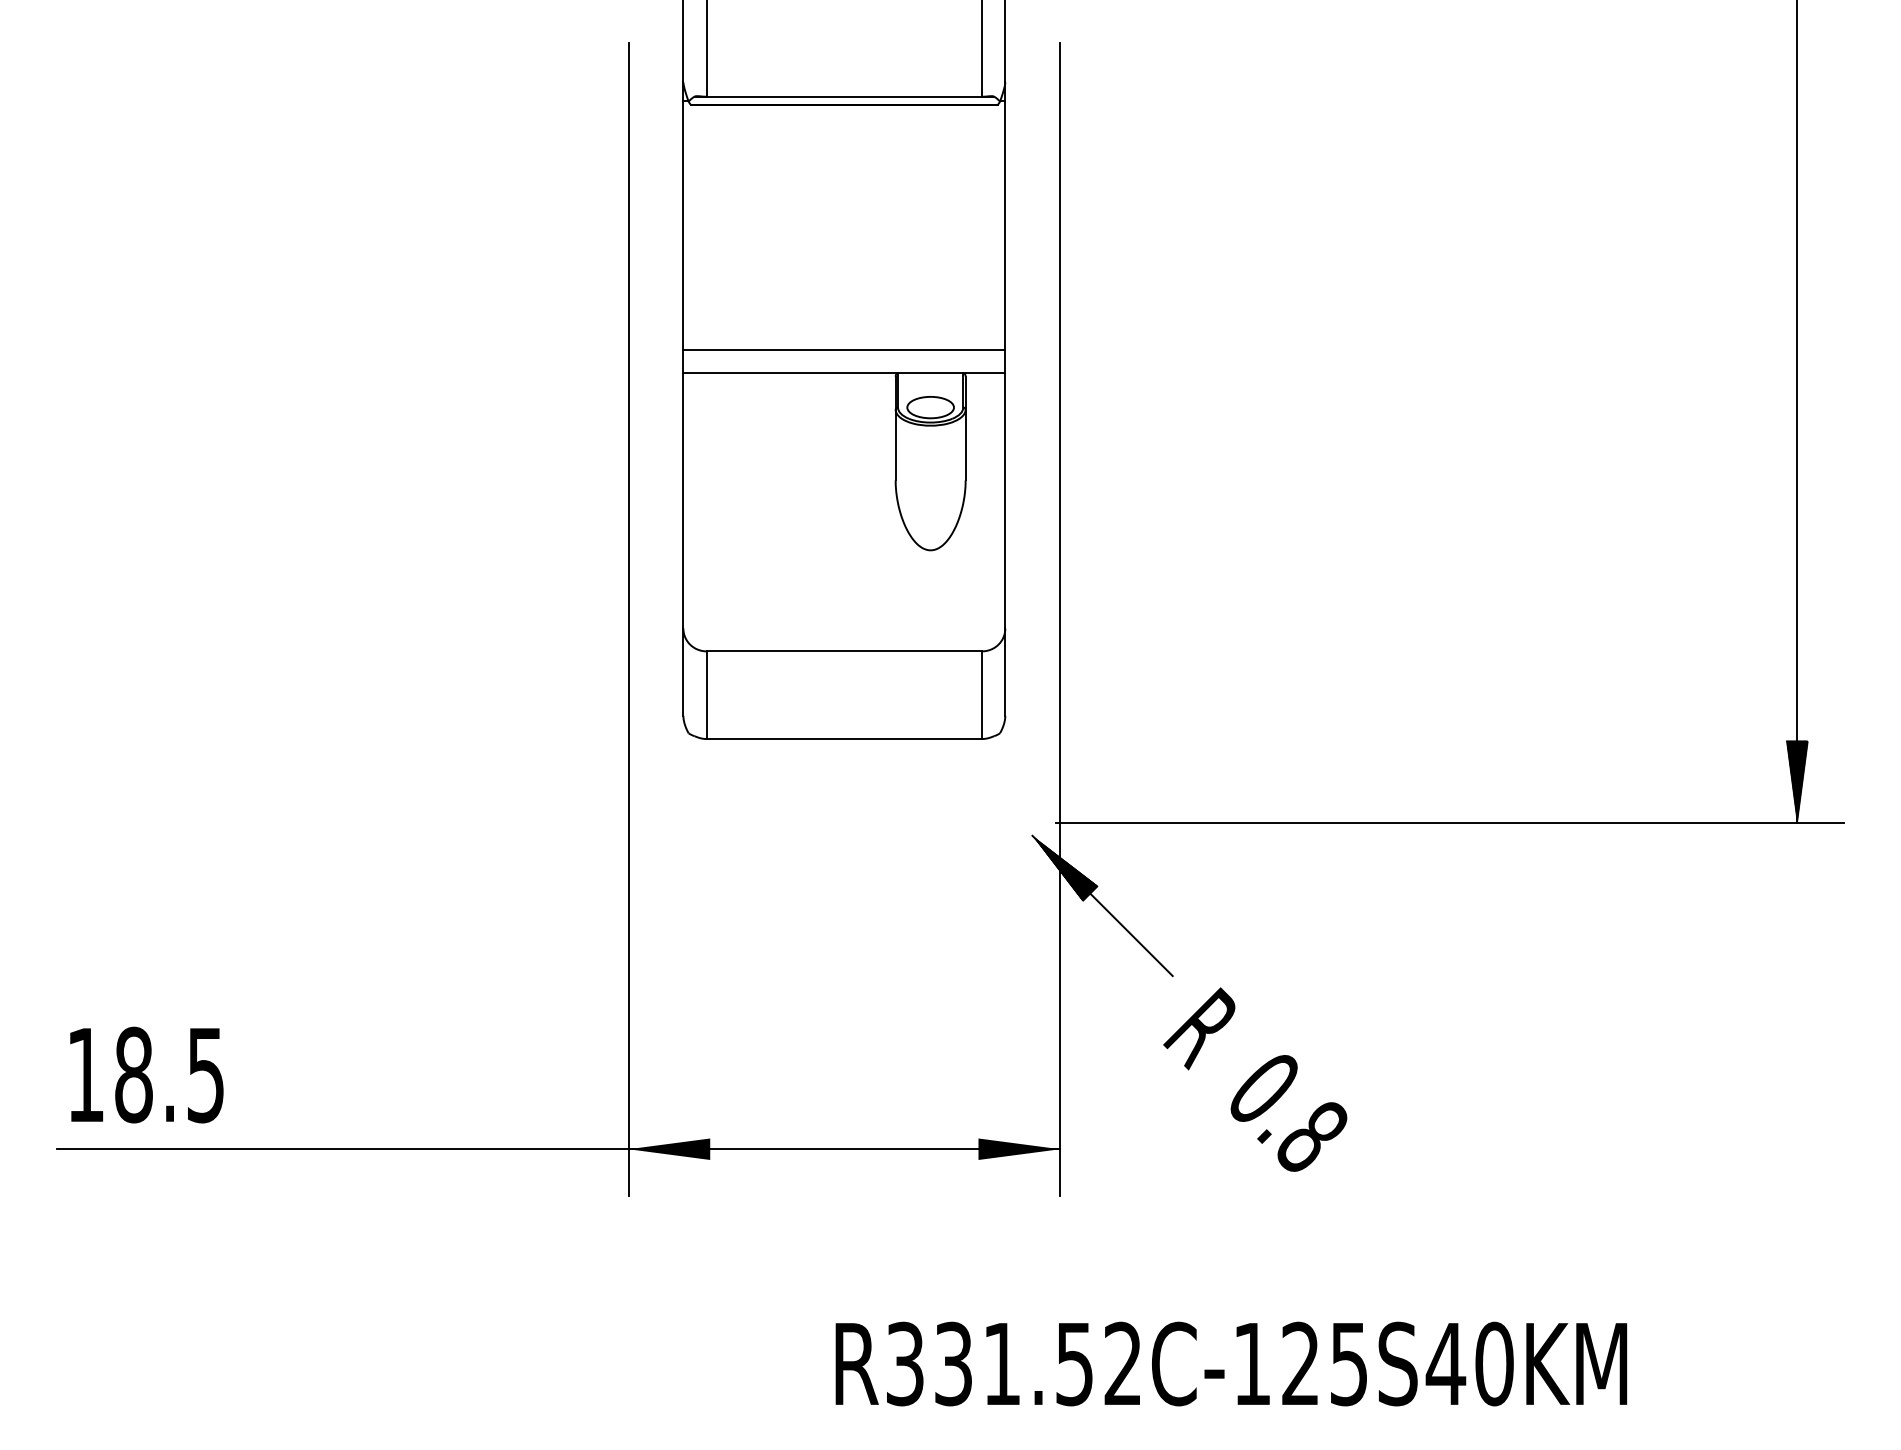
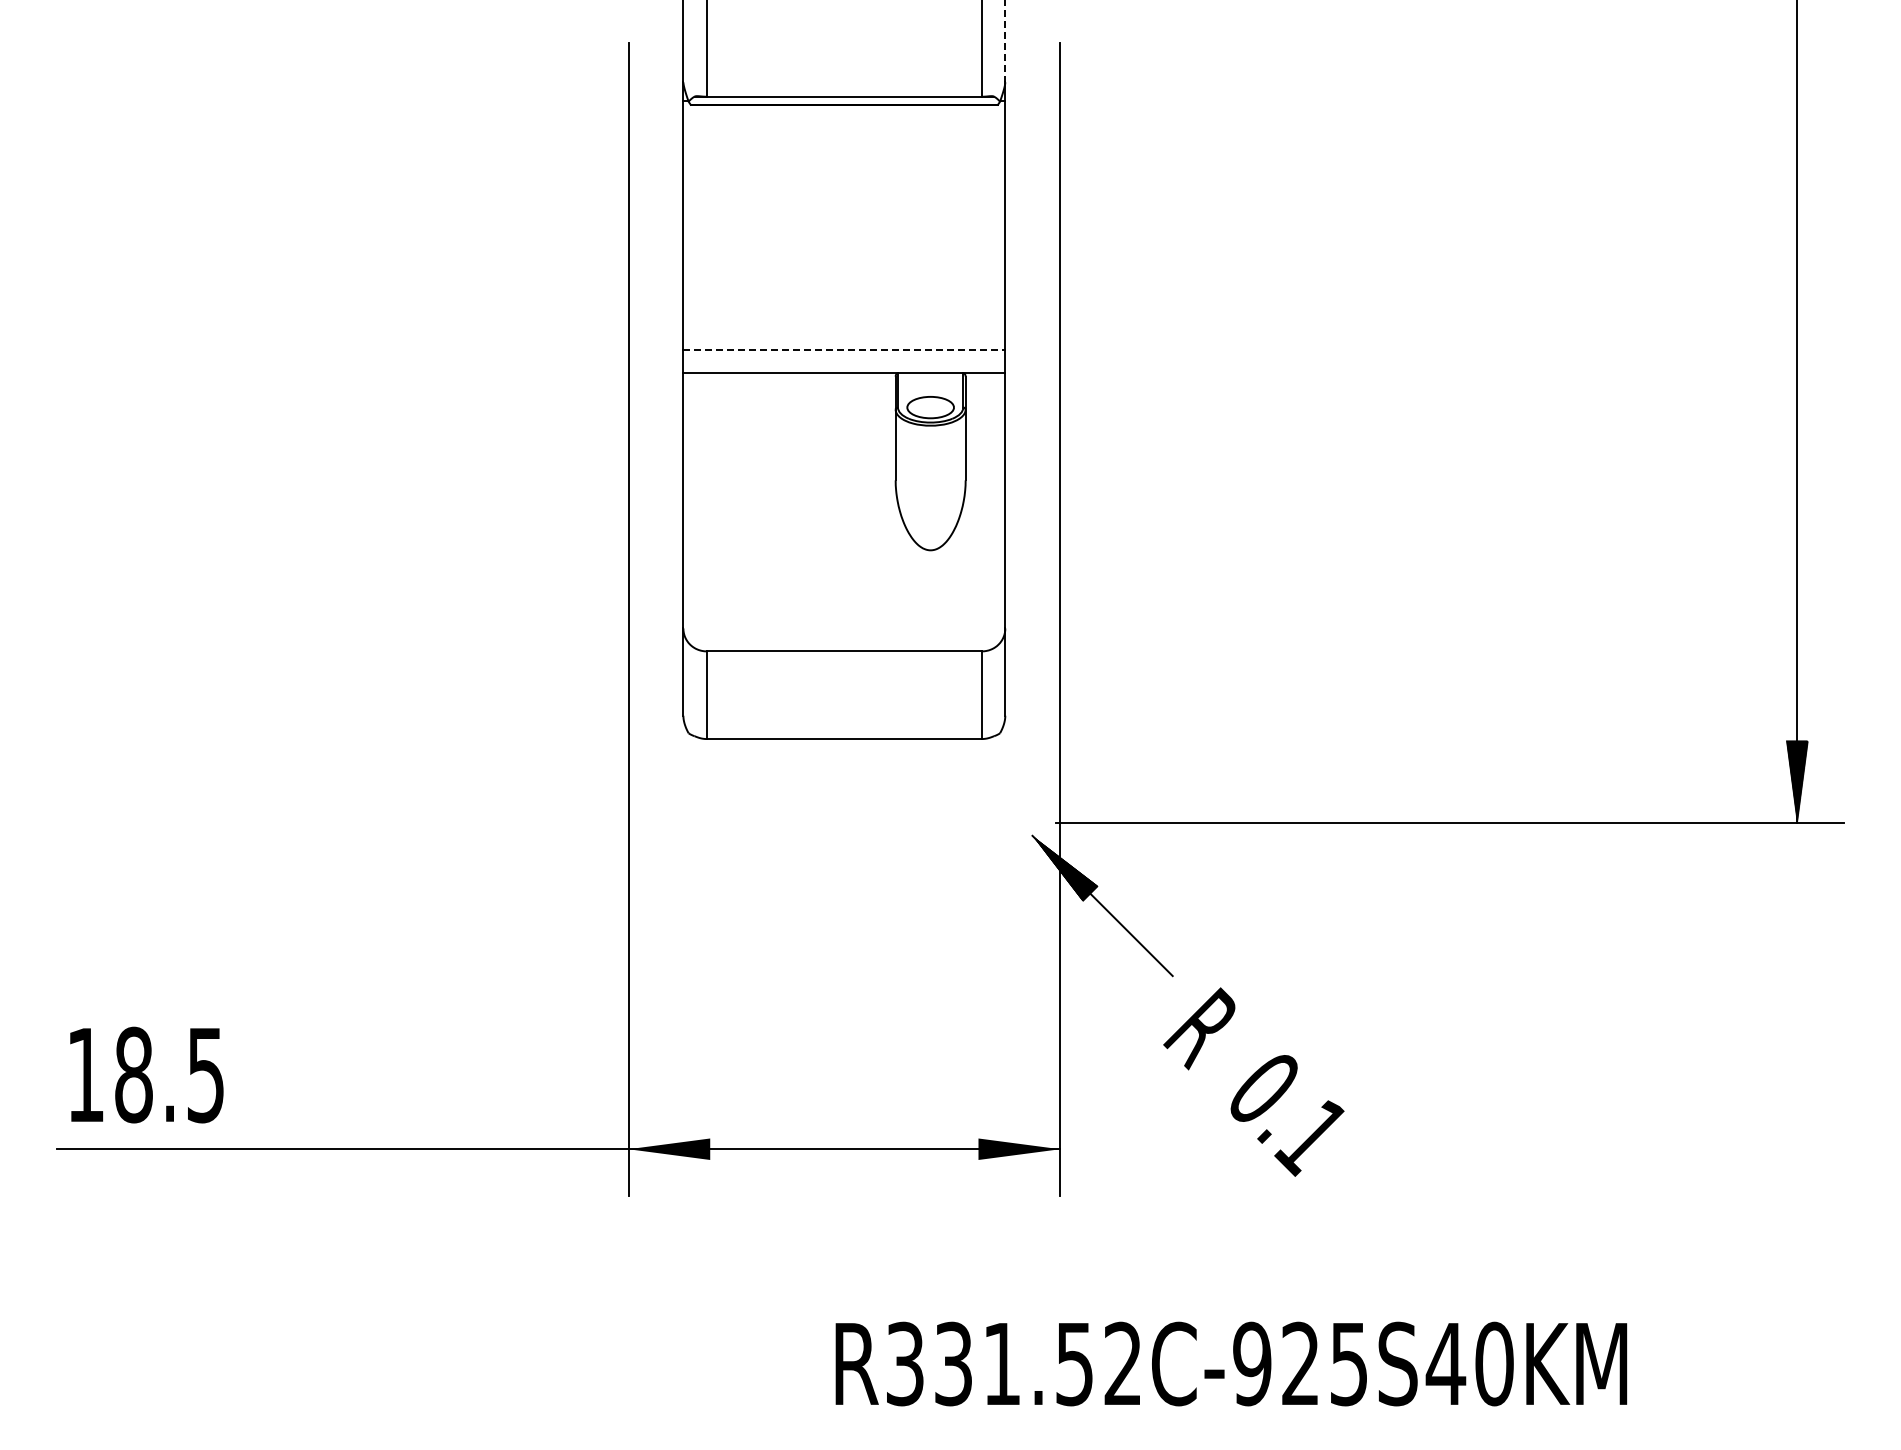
line: solid -> dashed (1005, 41)
line: solid -> dashed (844, 350)
text: 0.8 -> 0.1 (1310, 1138)
text: R331.52C-125S40KM -> R331.52C-925S40KM (1252, 1363)
